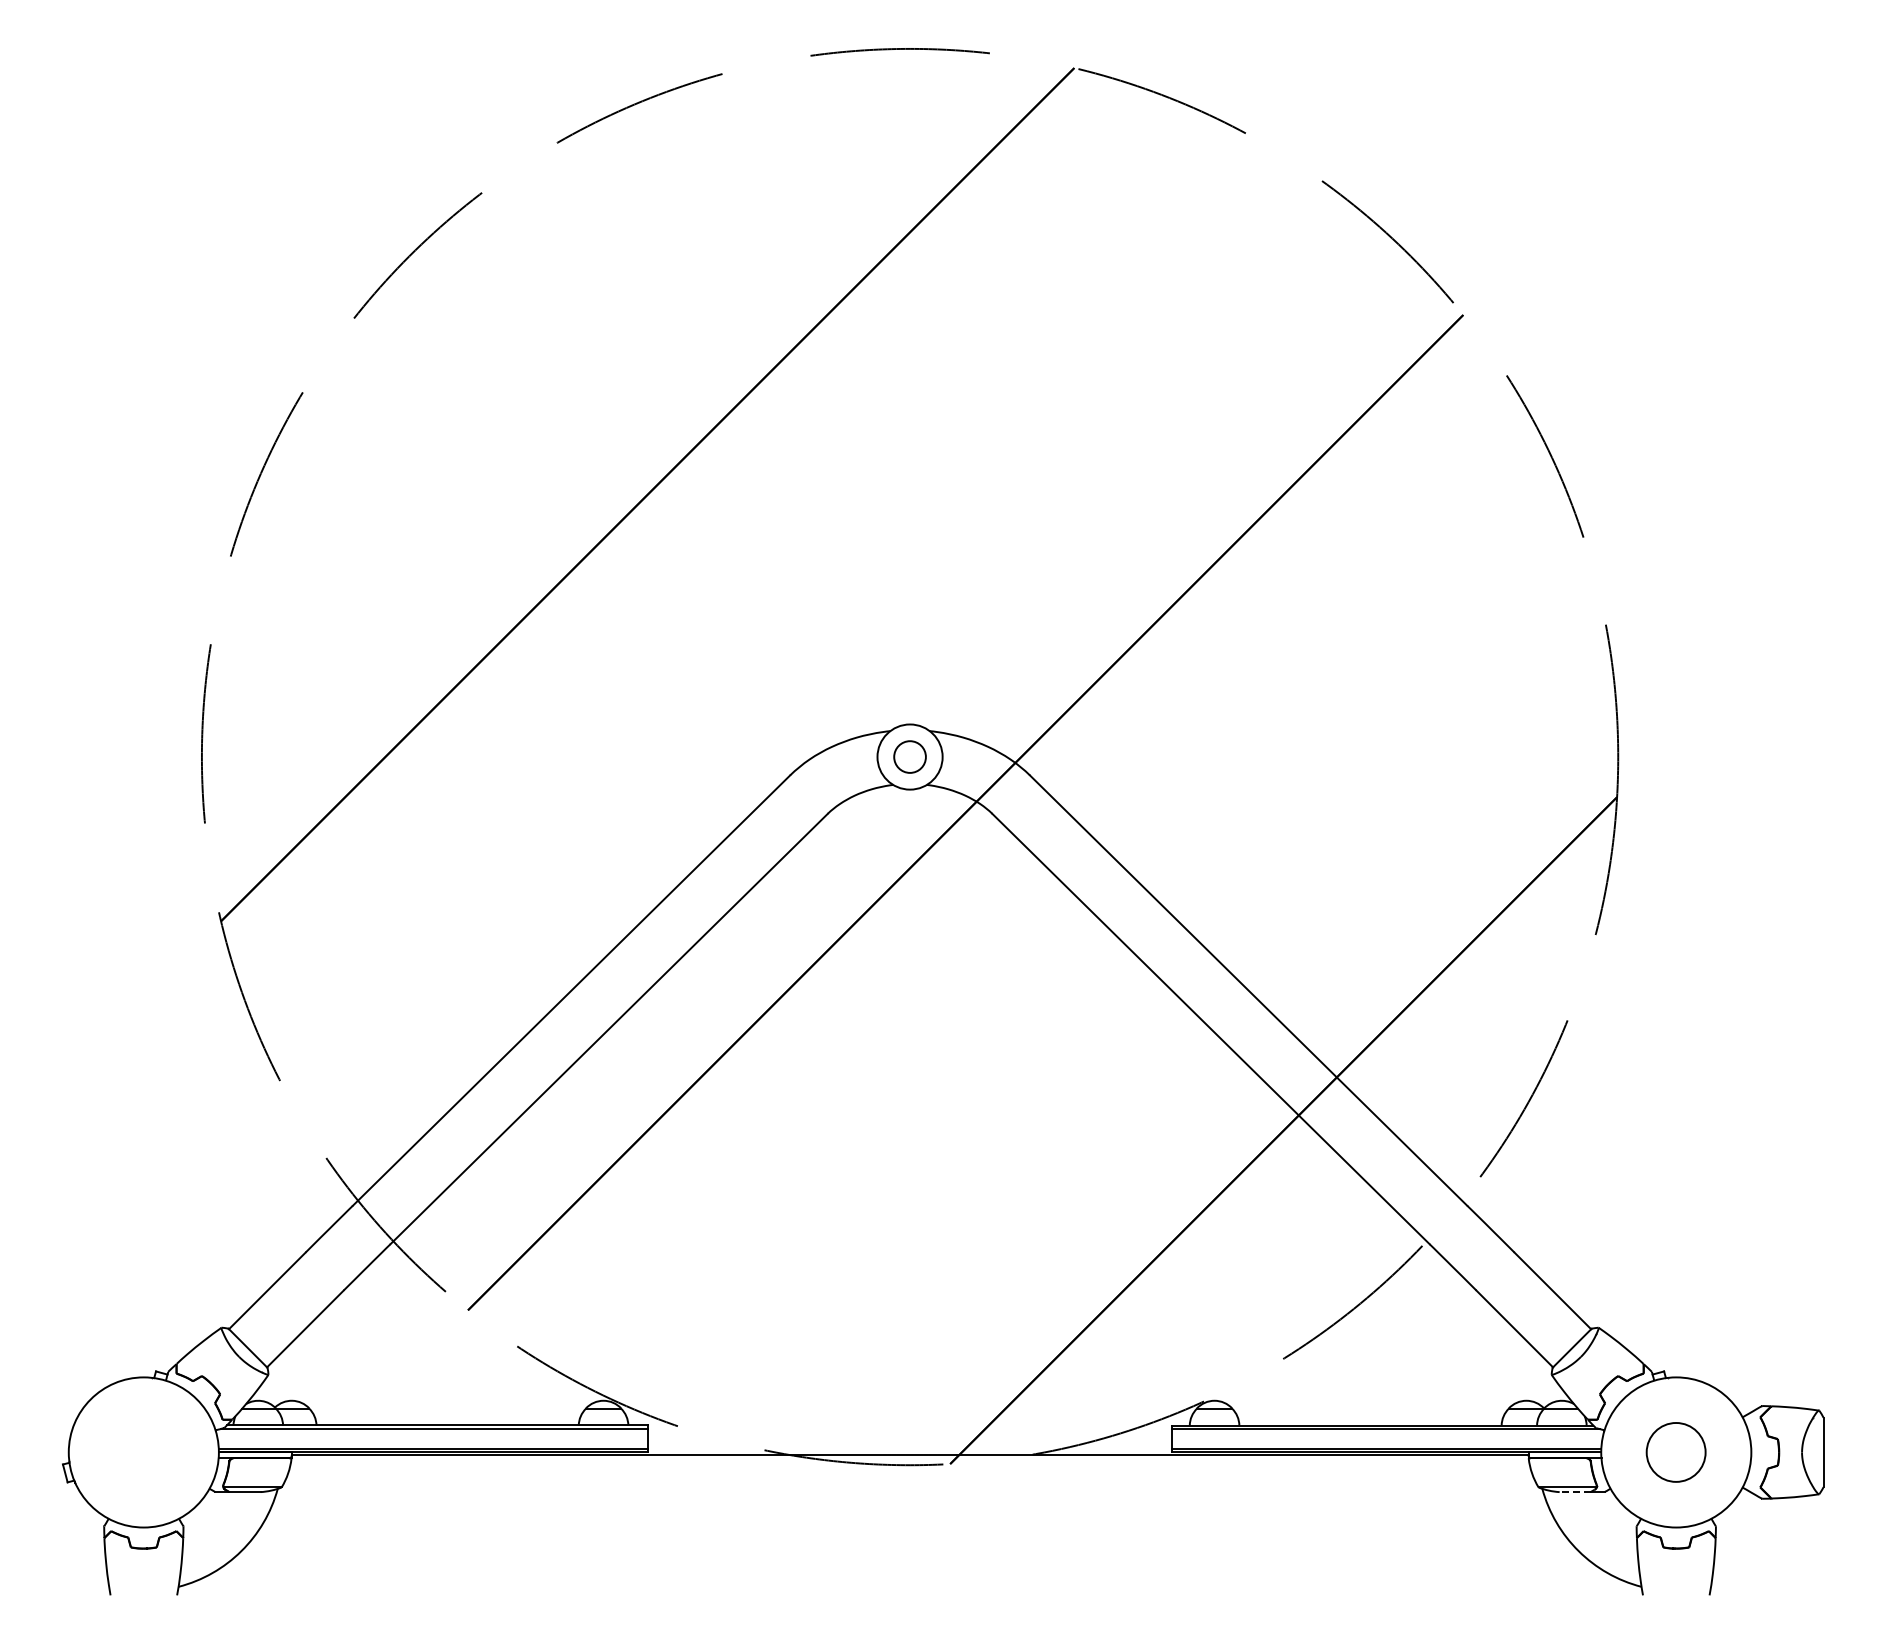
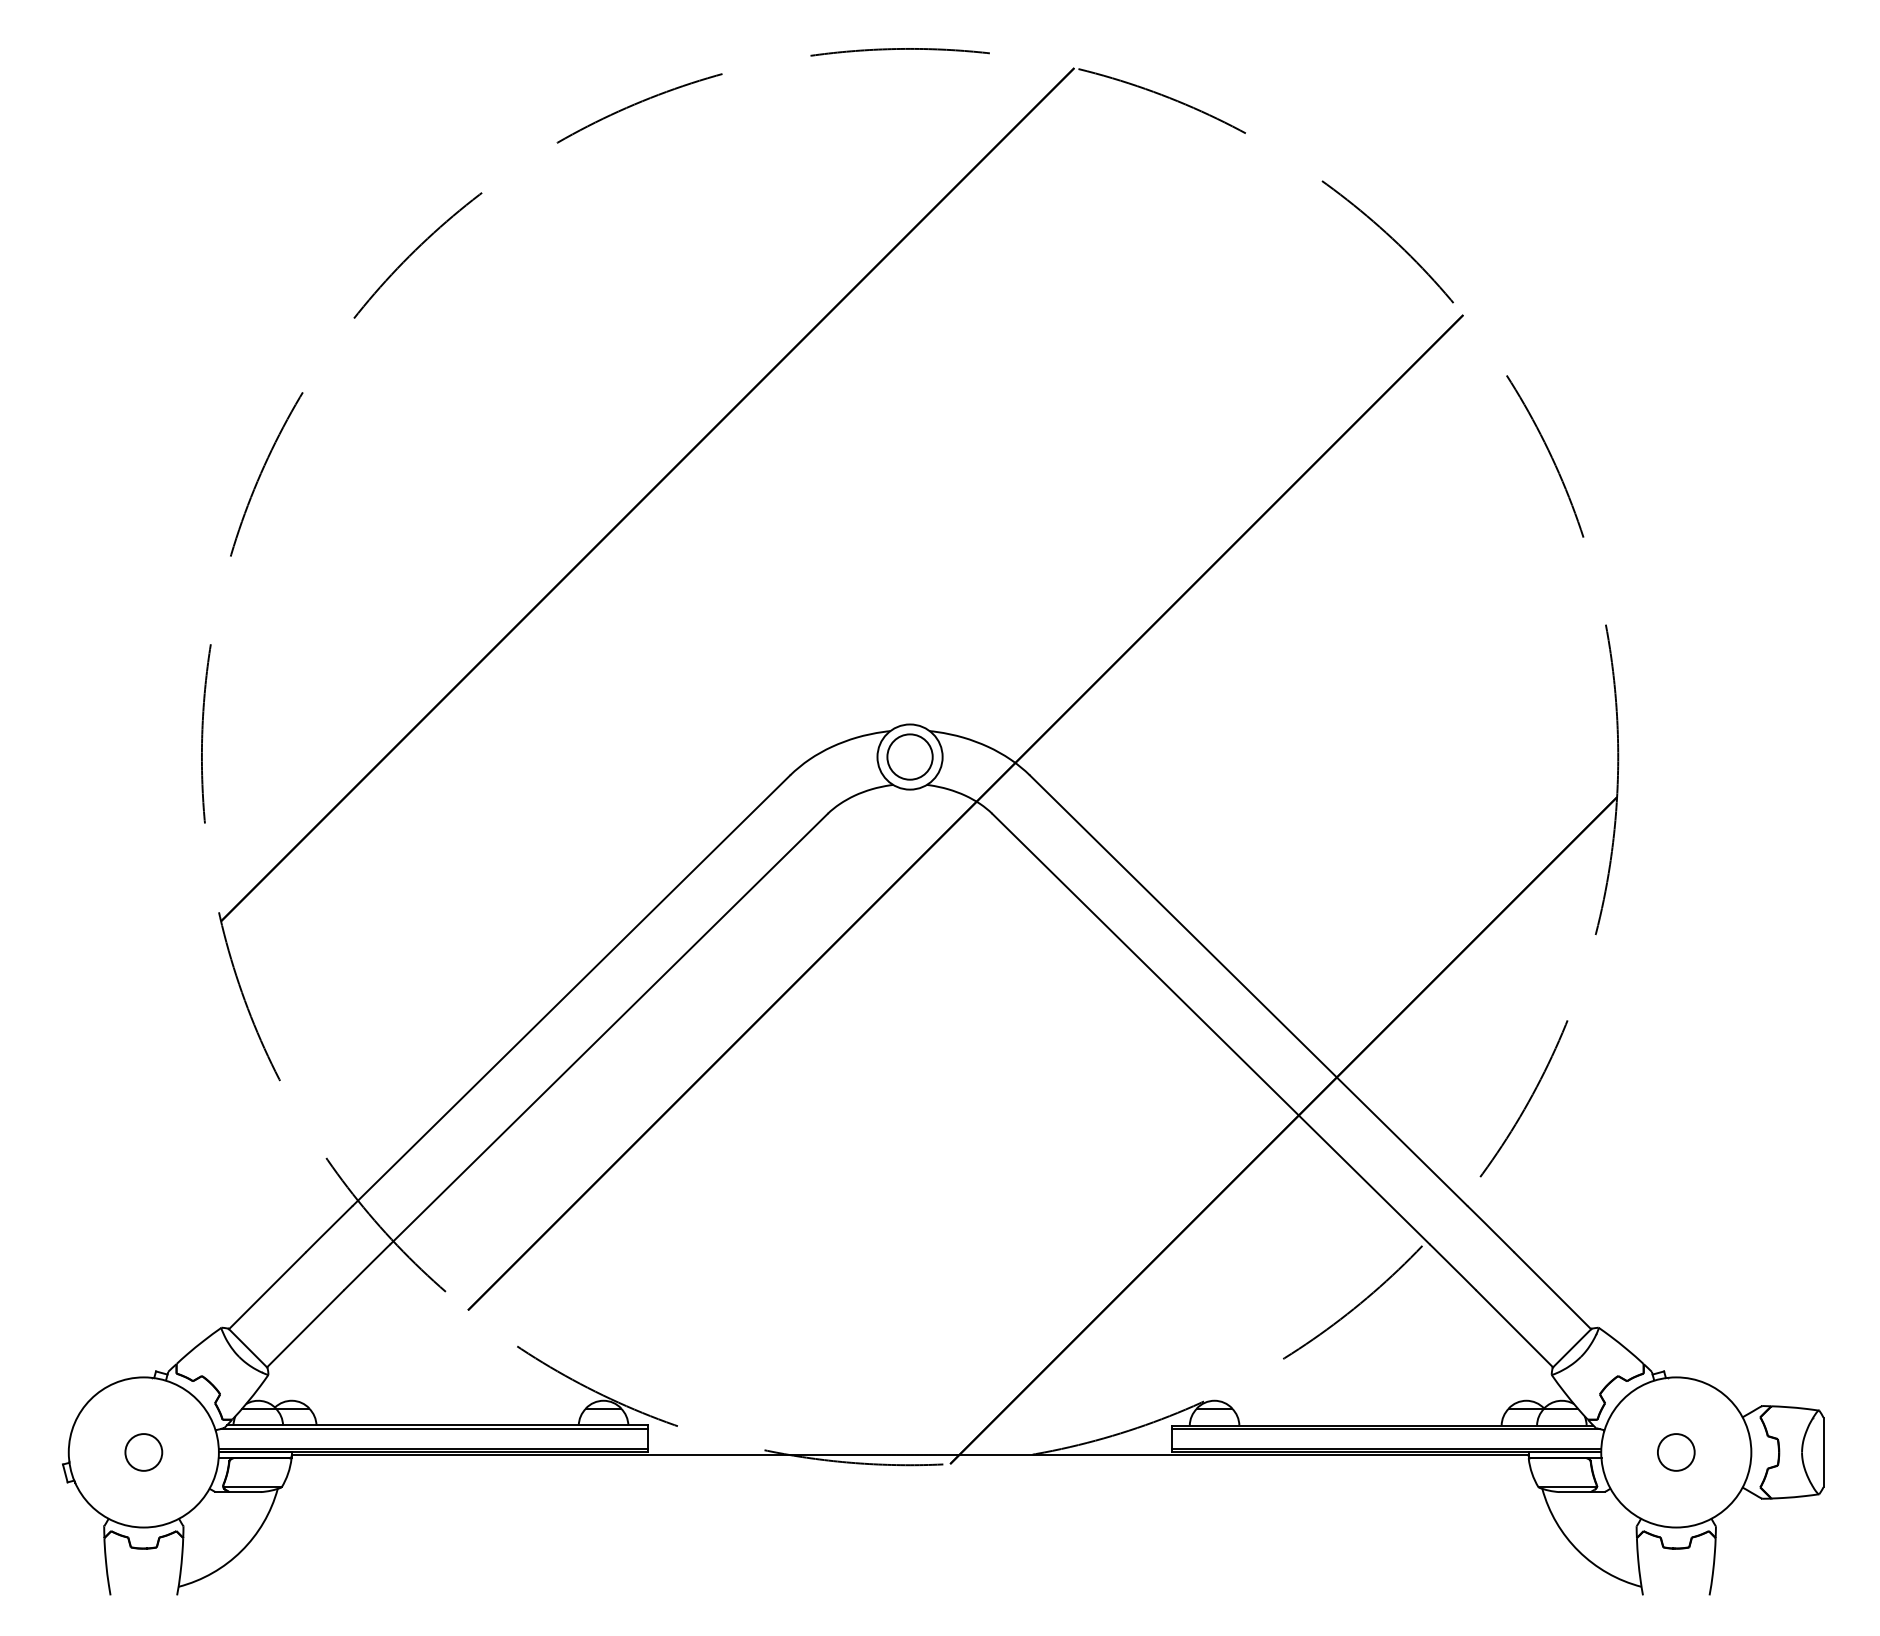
circle diameter: 32 px -> 45 px (909, 756)
circle: none -> present (143, 1452)
circle size: 62x61 px -> 39x39 px (1676, 1452)
line: dashed -> solid (1575, 1492)
